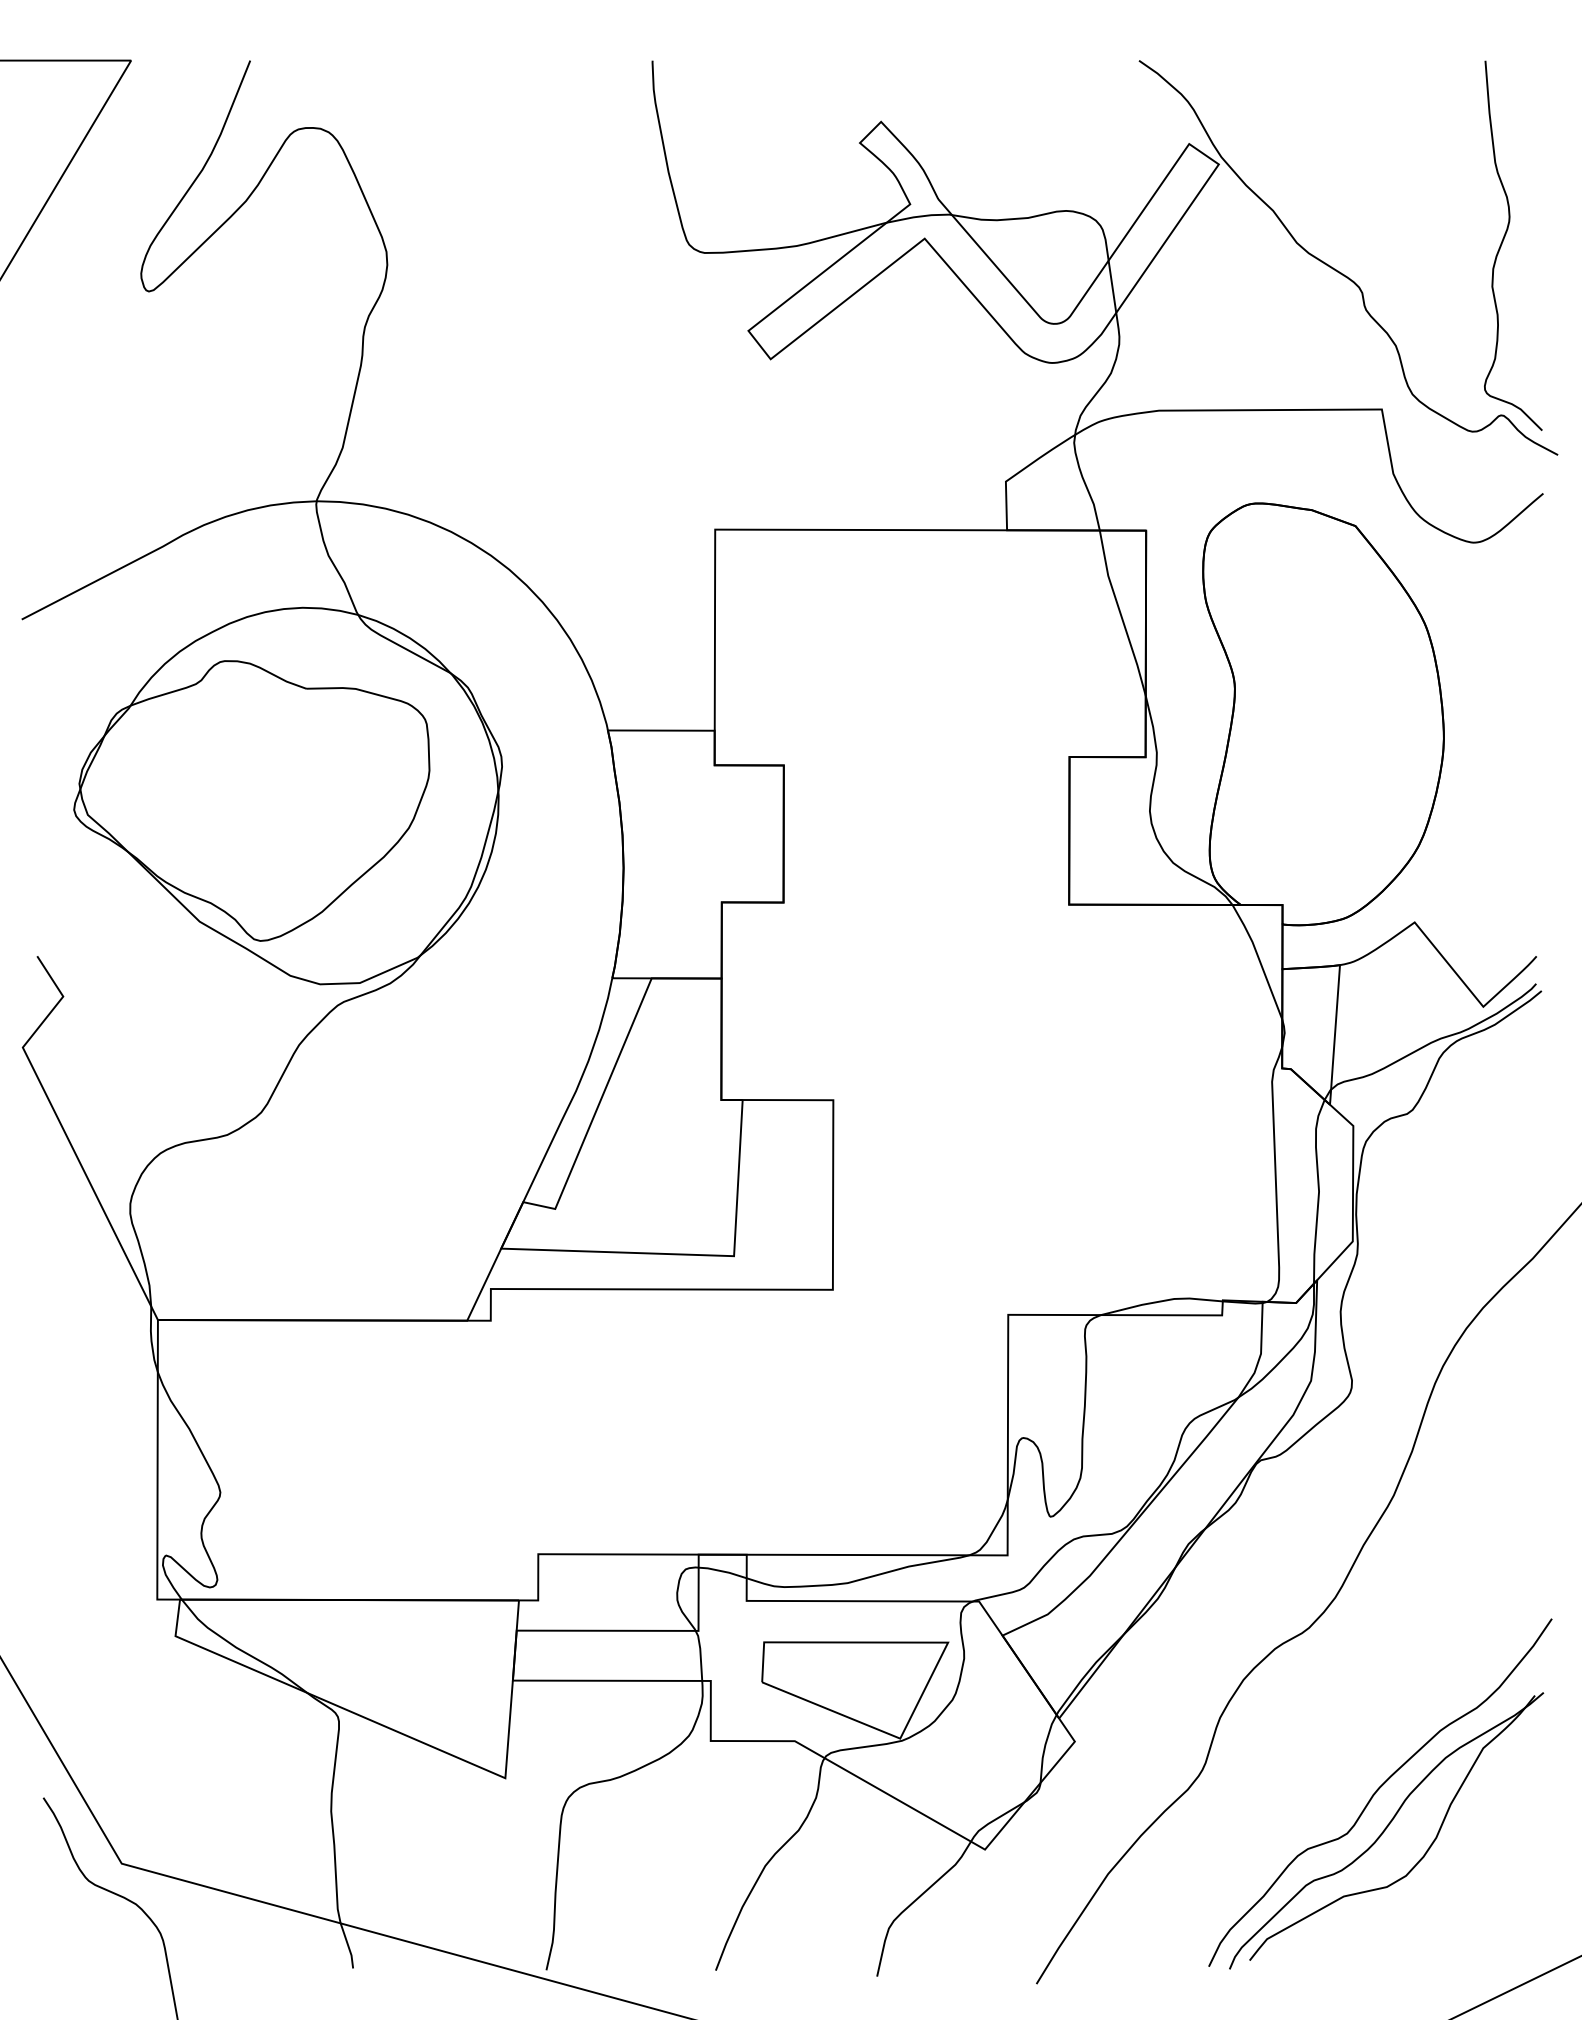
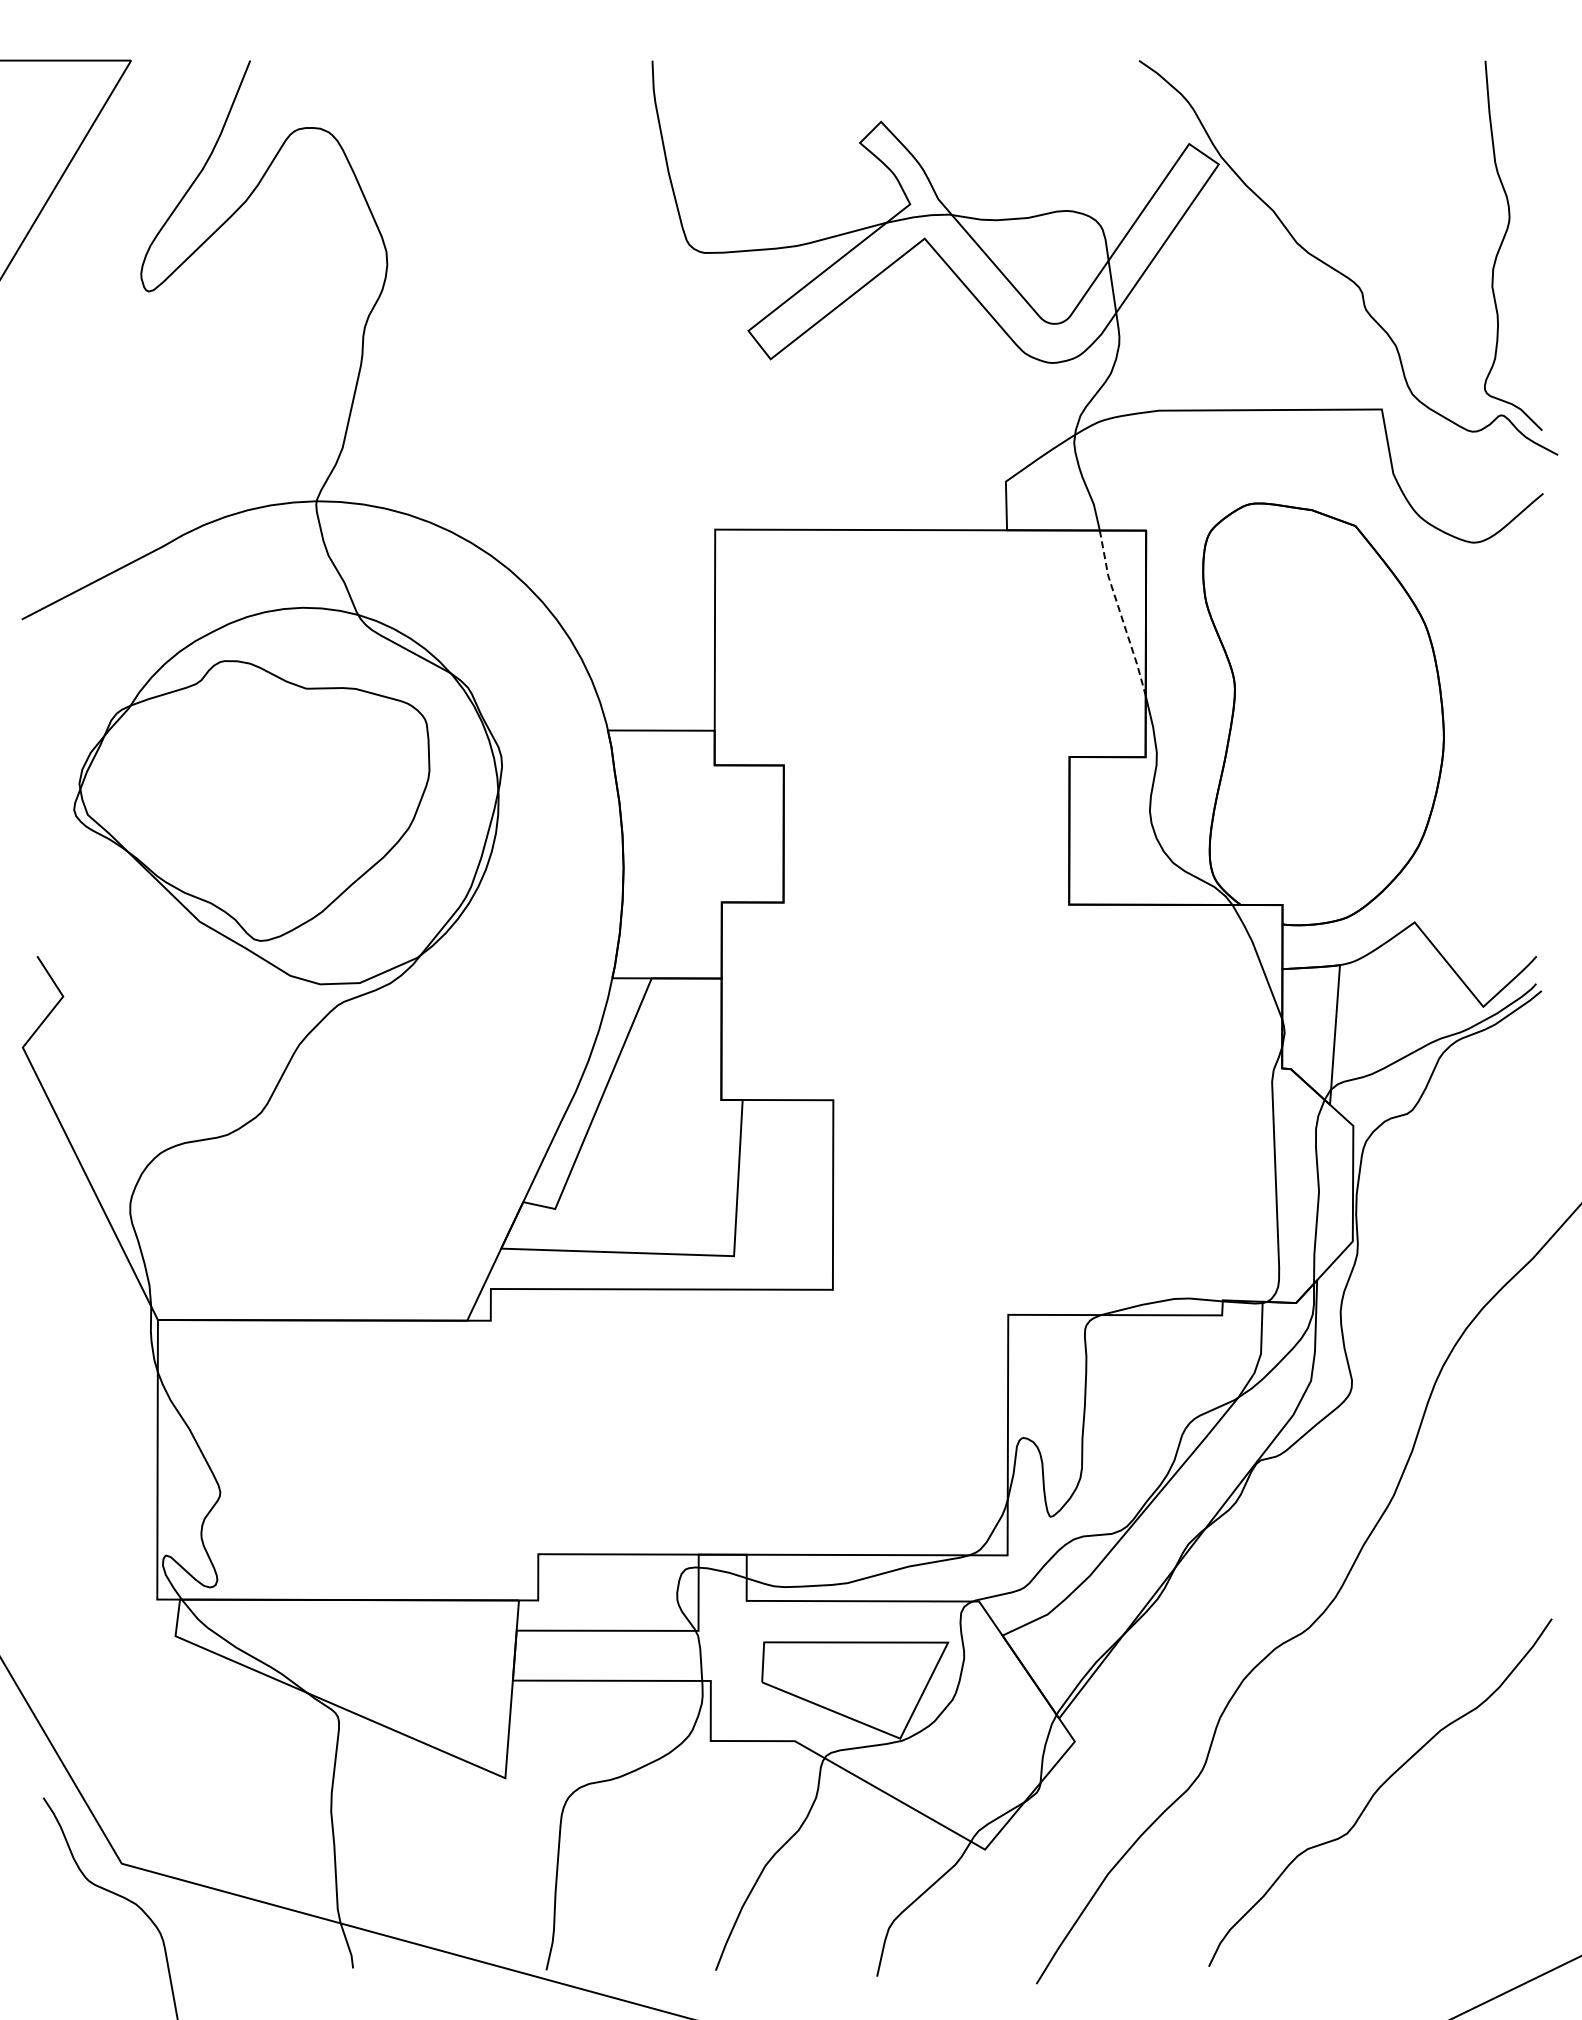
line: solid -> dashed (1120, 613)
part: present -> none (1386, 1830)
